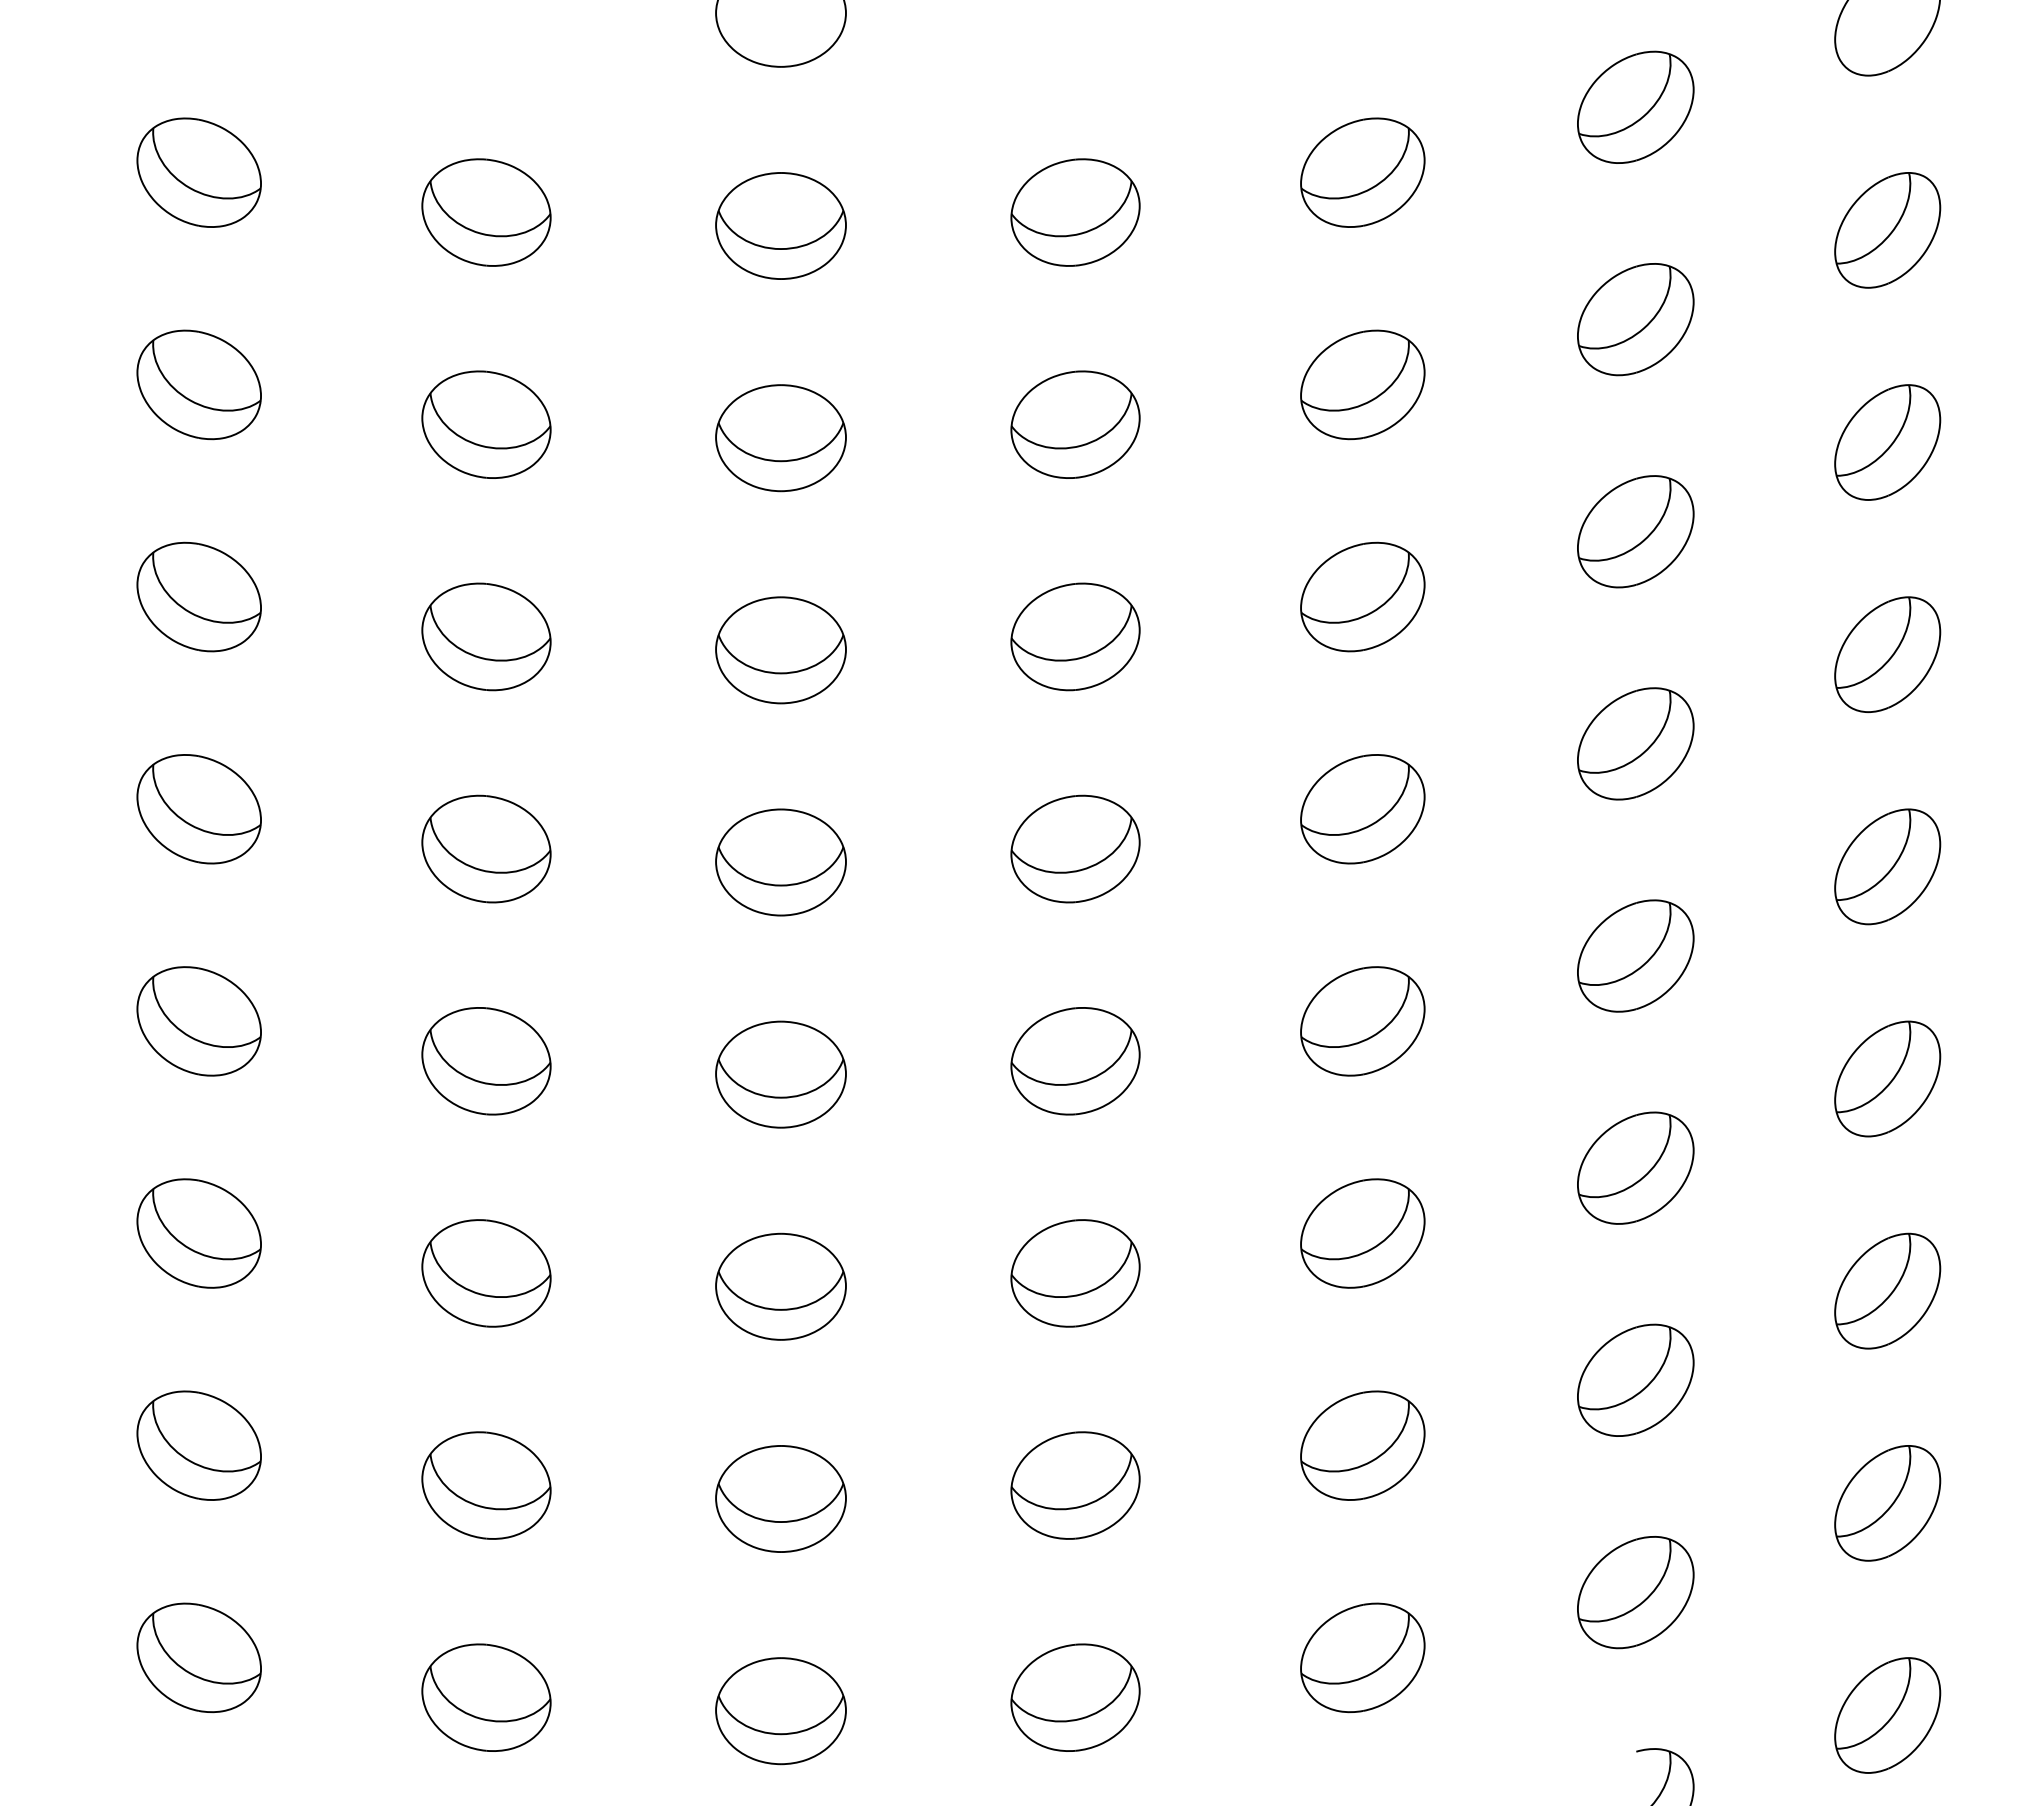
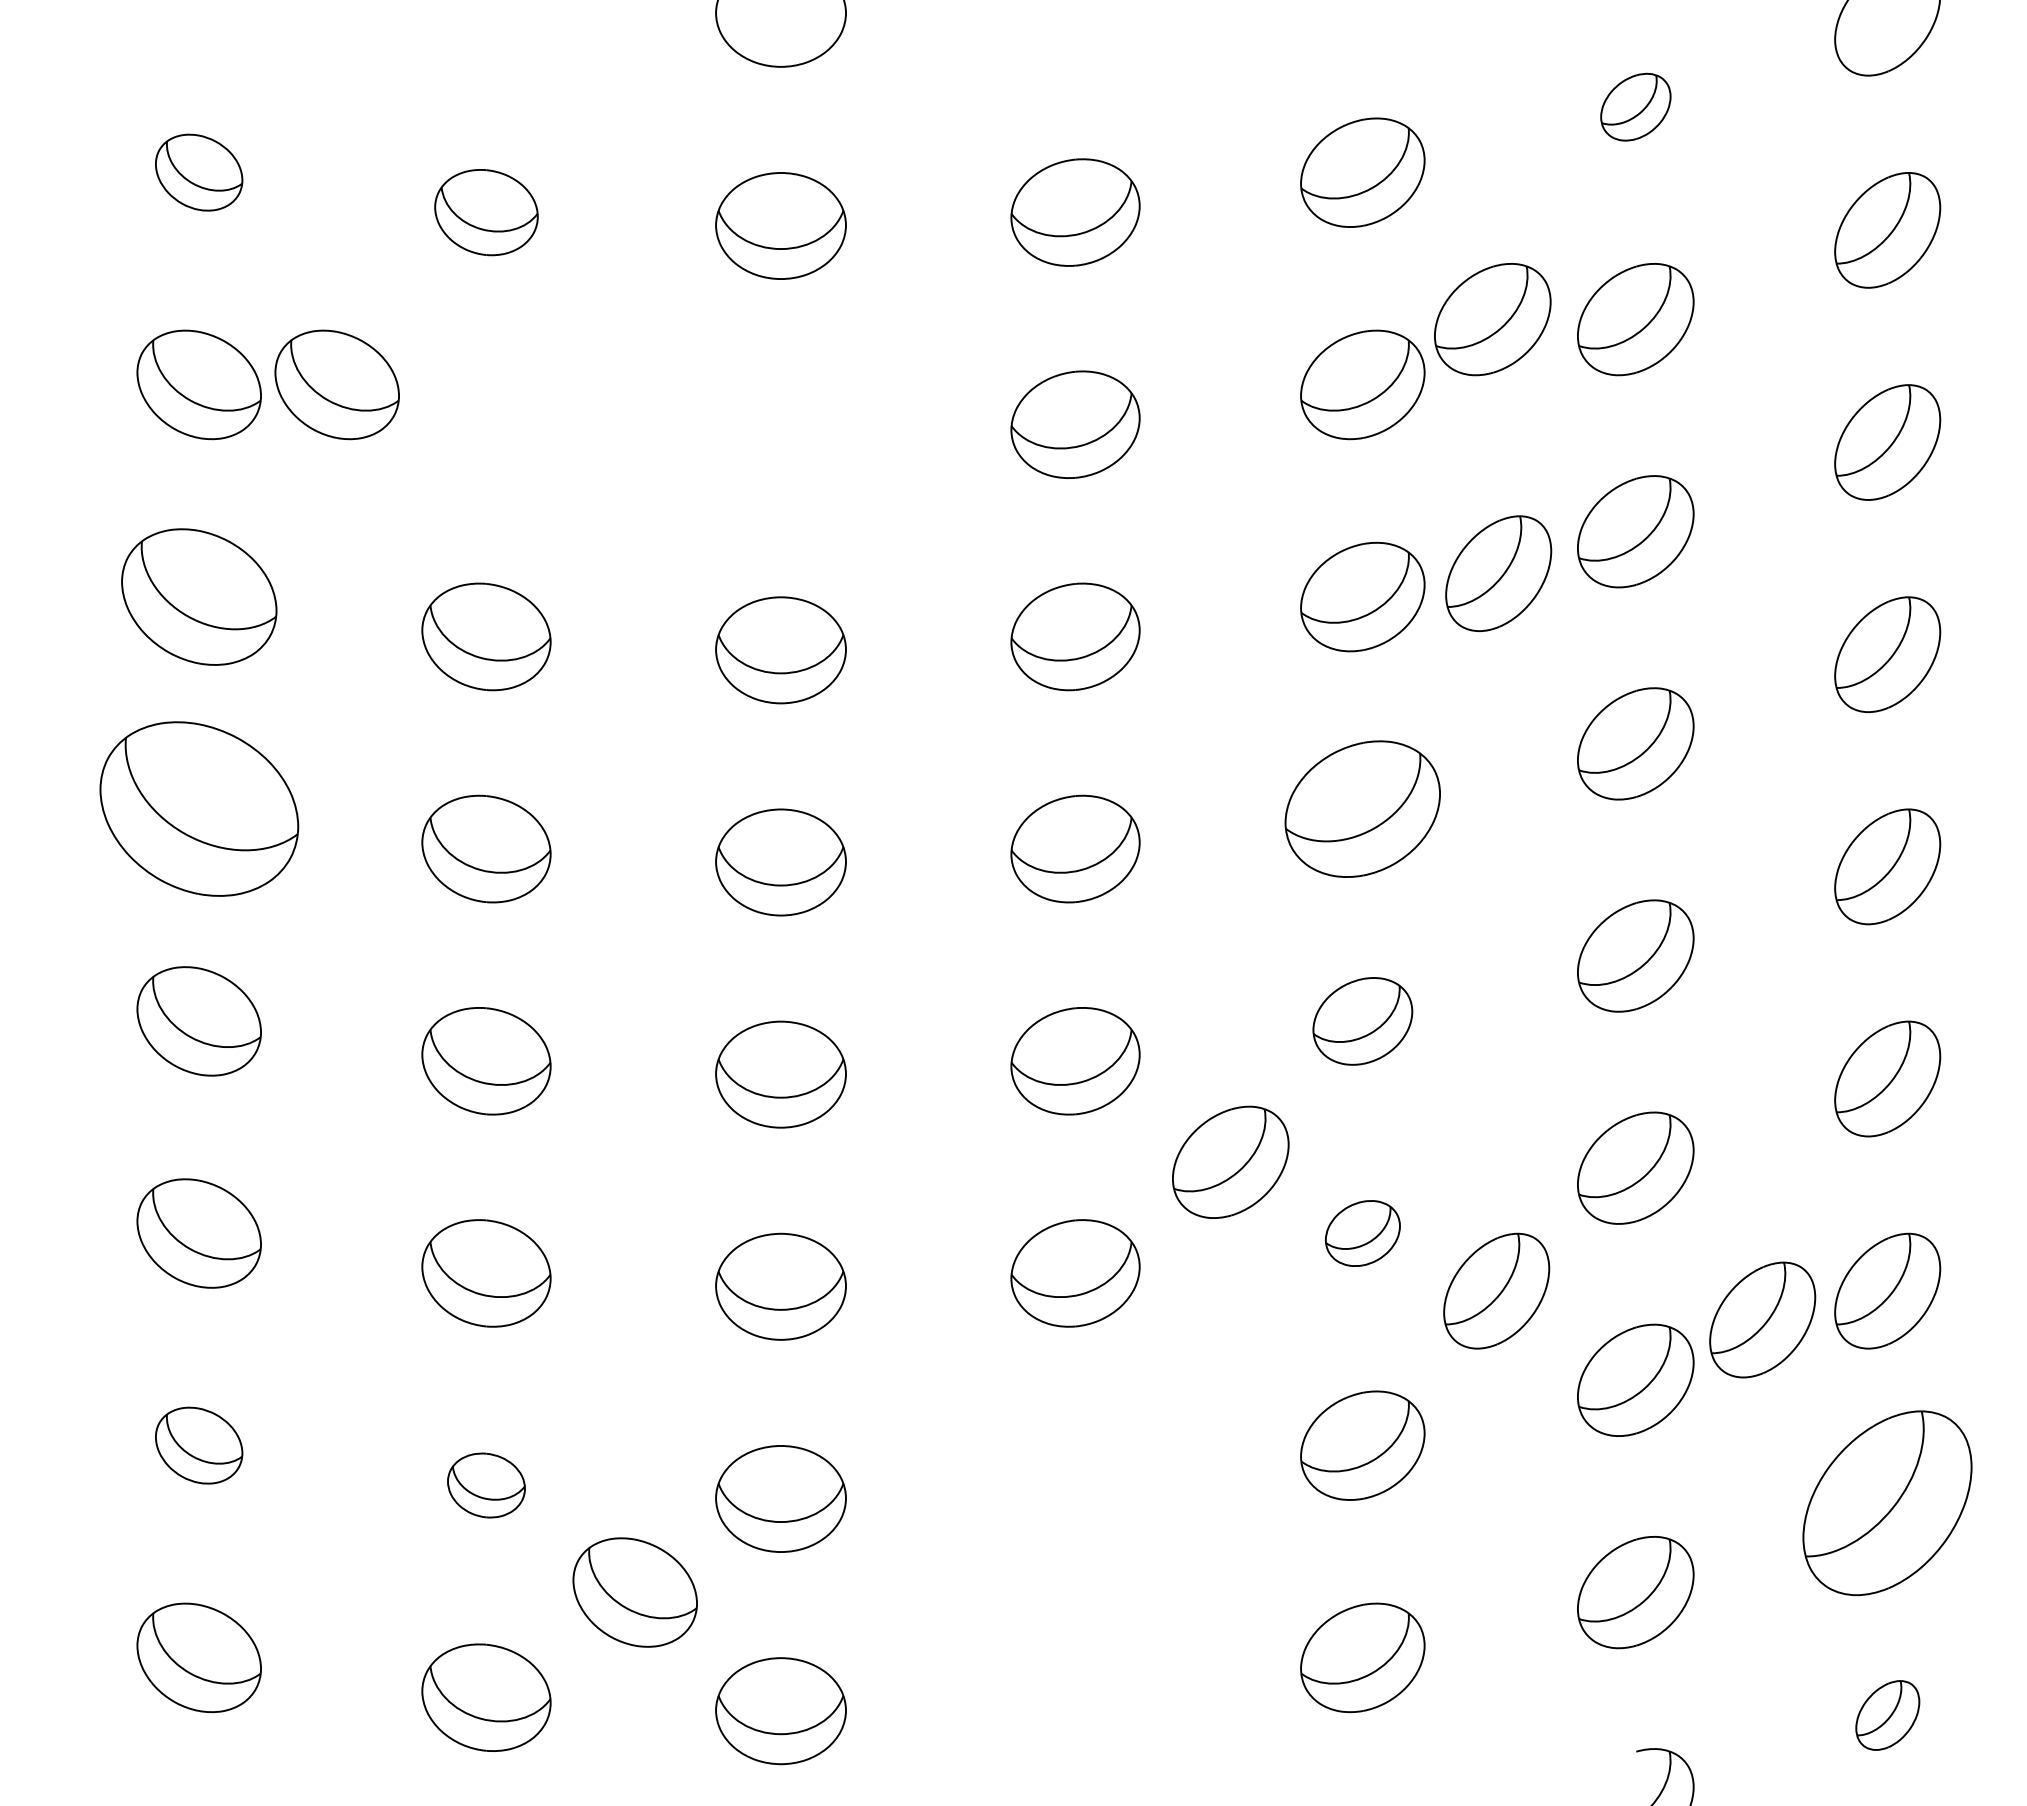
part size: 118x114 px -> 72x70 px (1635, 106)
part size: 126x111 px -> 89x79 px (199, 172)
part size: 131x109 px -> 105x88 px (486, 212)
part: none -> present (1492, 319)
part: none -> present (336, 384)
part: present -> none (486, 424)
part: present -> none (780, 438)
part: none -> present (1498, 573)
part size: 126x112 px -> 157x138 px (199, 596)
part size: 126x111 px -> 201x176 px (199, 808)
part size: 126x111 px -> 157x138 px (1362, 808)
part size: 126x111 px -> 102x89 px (1362, 1021)
part: none -> present (1230, 1161)
part size: 126x111 px -> 76x67 px (1362, 1233)
part: none -> present (1496, 1290)
part: none -> present (1762, 1319)
part size: 126x111 px -> 89x79 px (199, 1445)
part size: 131x109 px -> 79x67 px (486, 1485)
part: present -> none (1075, 1485)
part size: 108x117 px -> 171x187 px (1887, 1503)
part: none -> present (634, 1592)
part: present -> none (1075, 1697)
part size: 108x117 px -> 66x71 px (1887, 1715)
